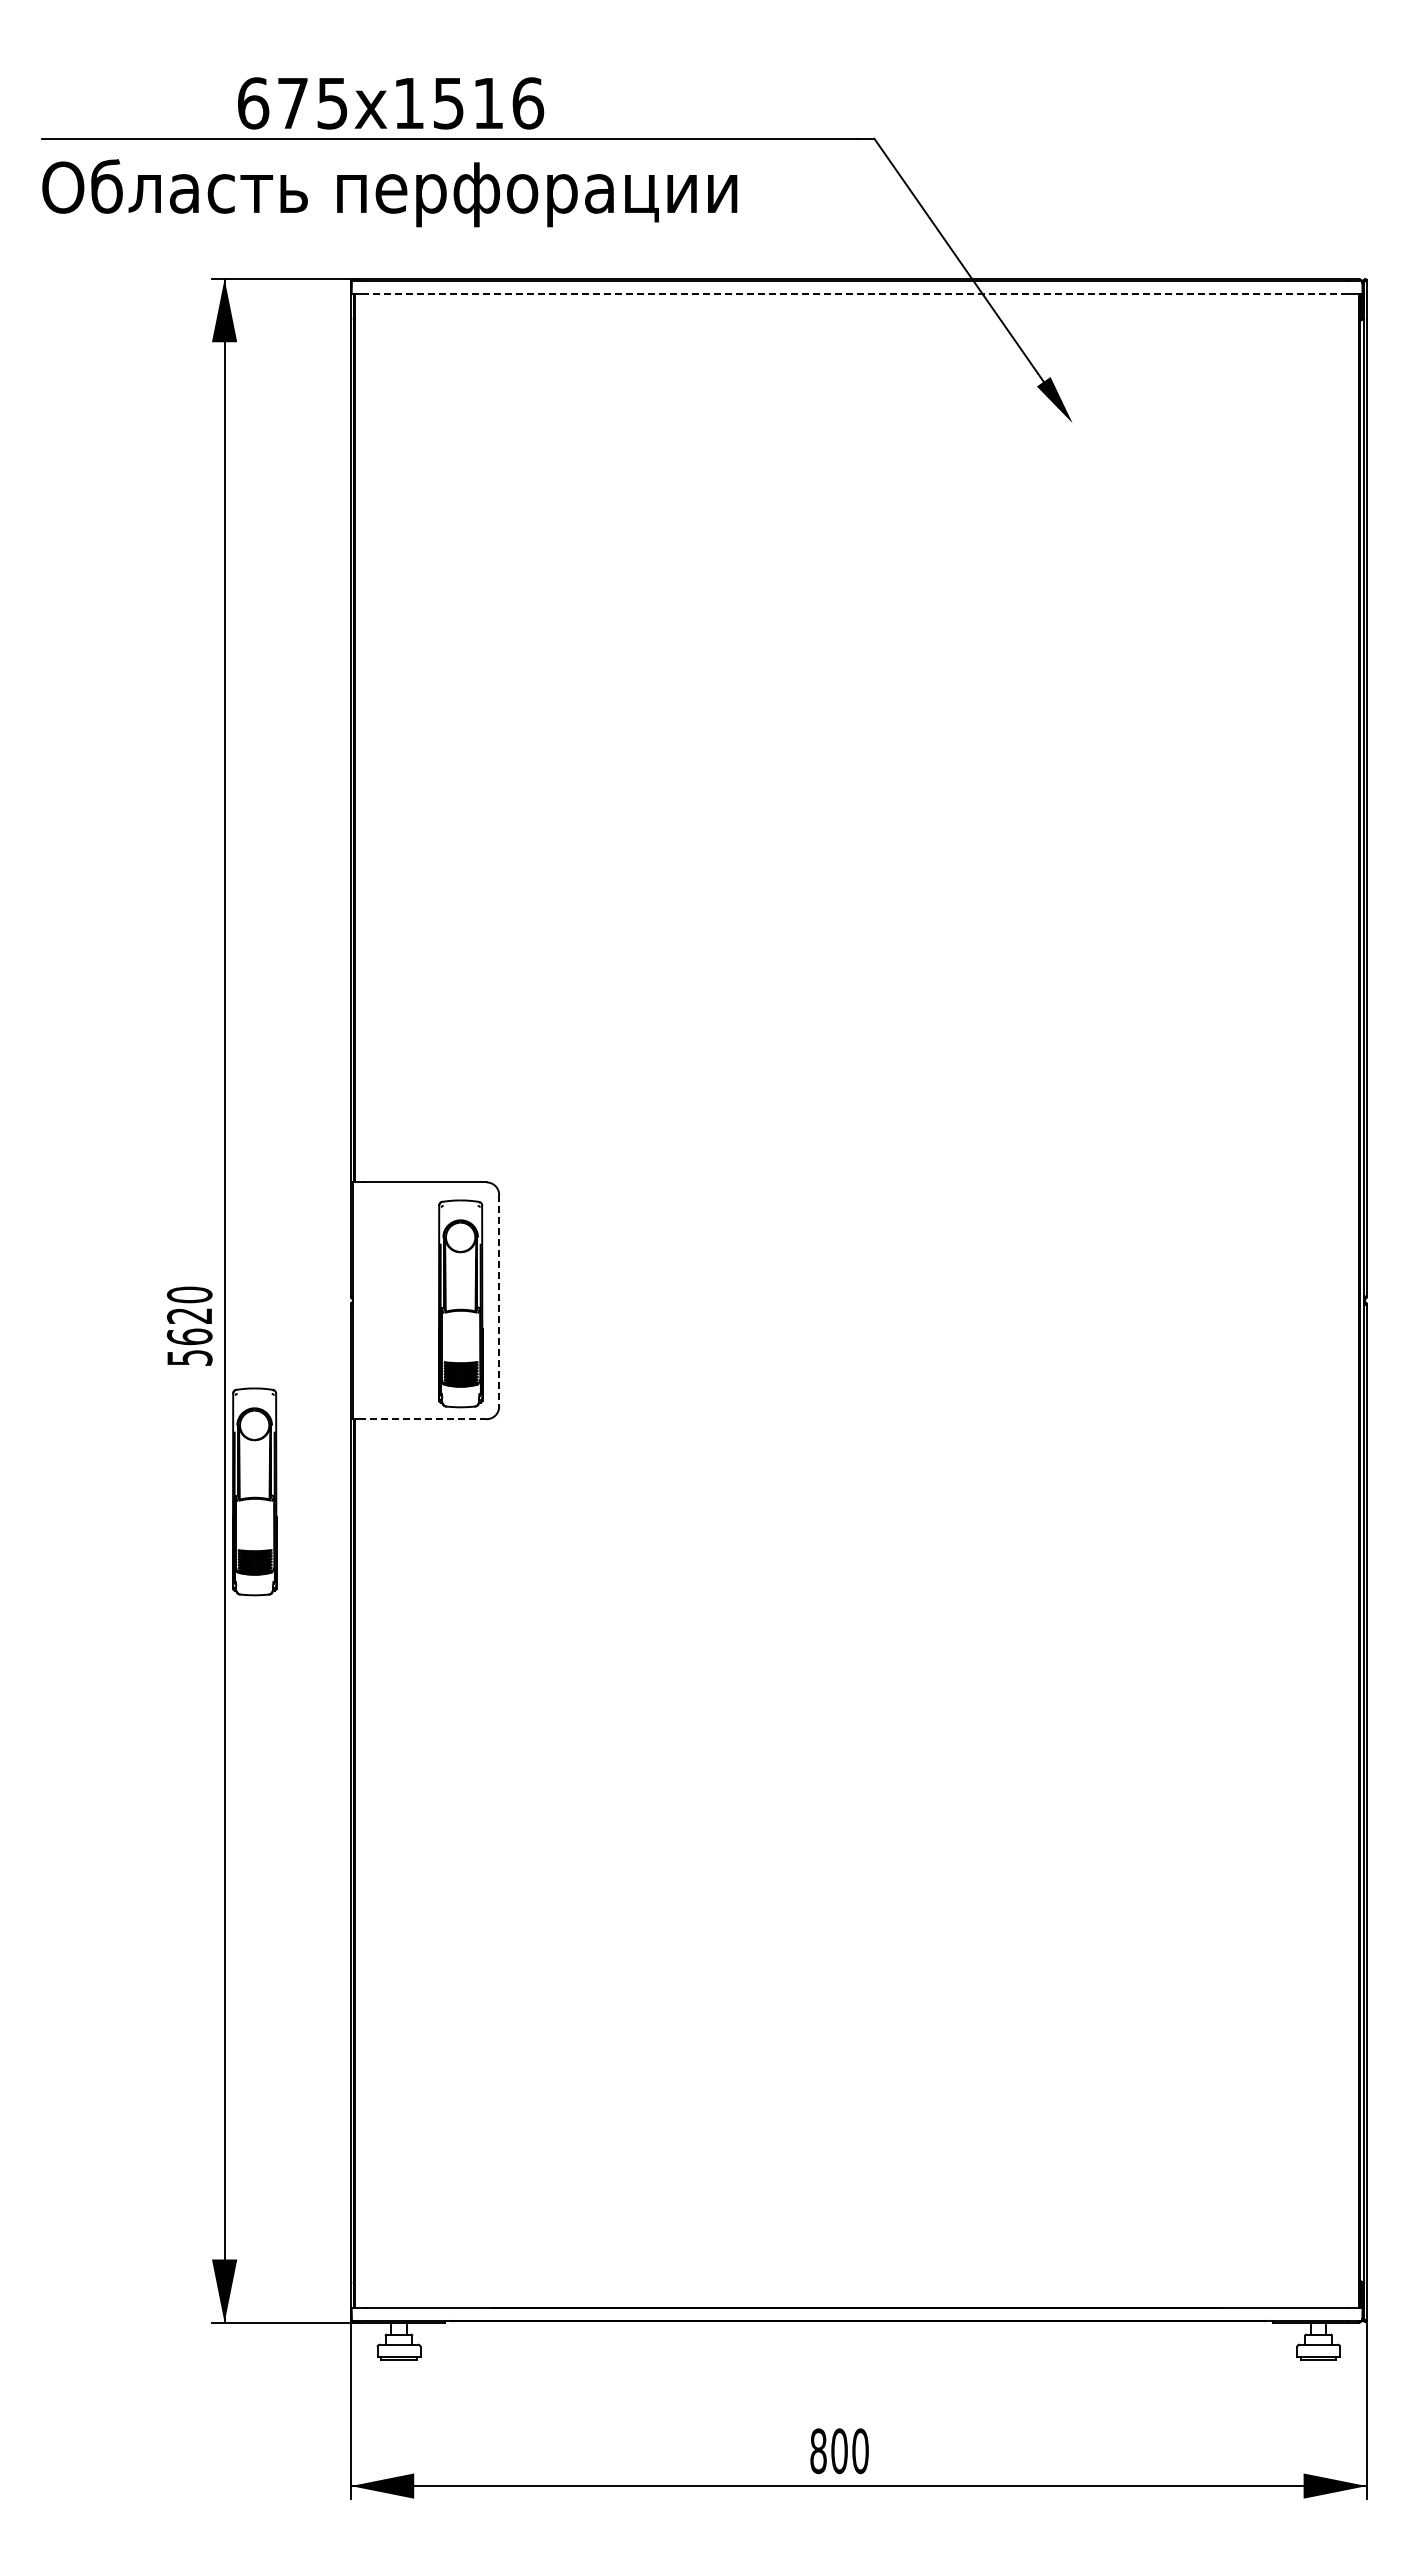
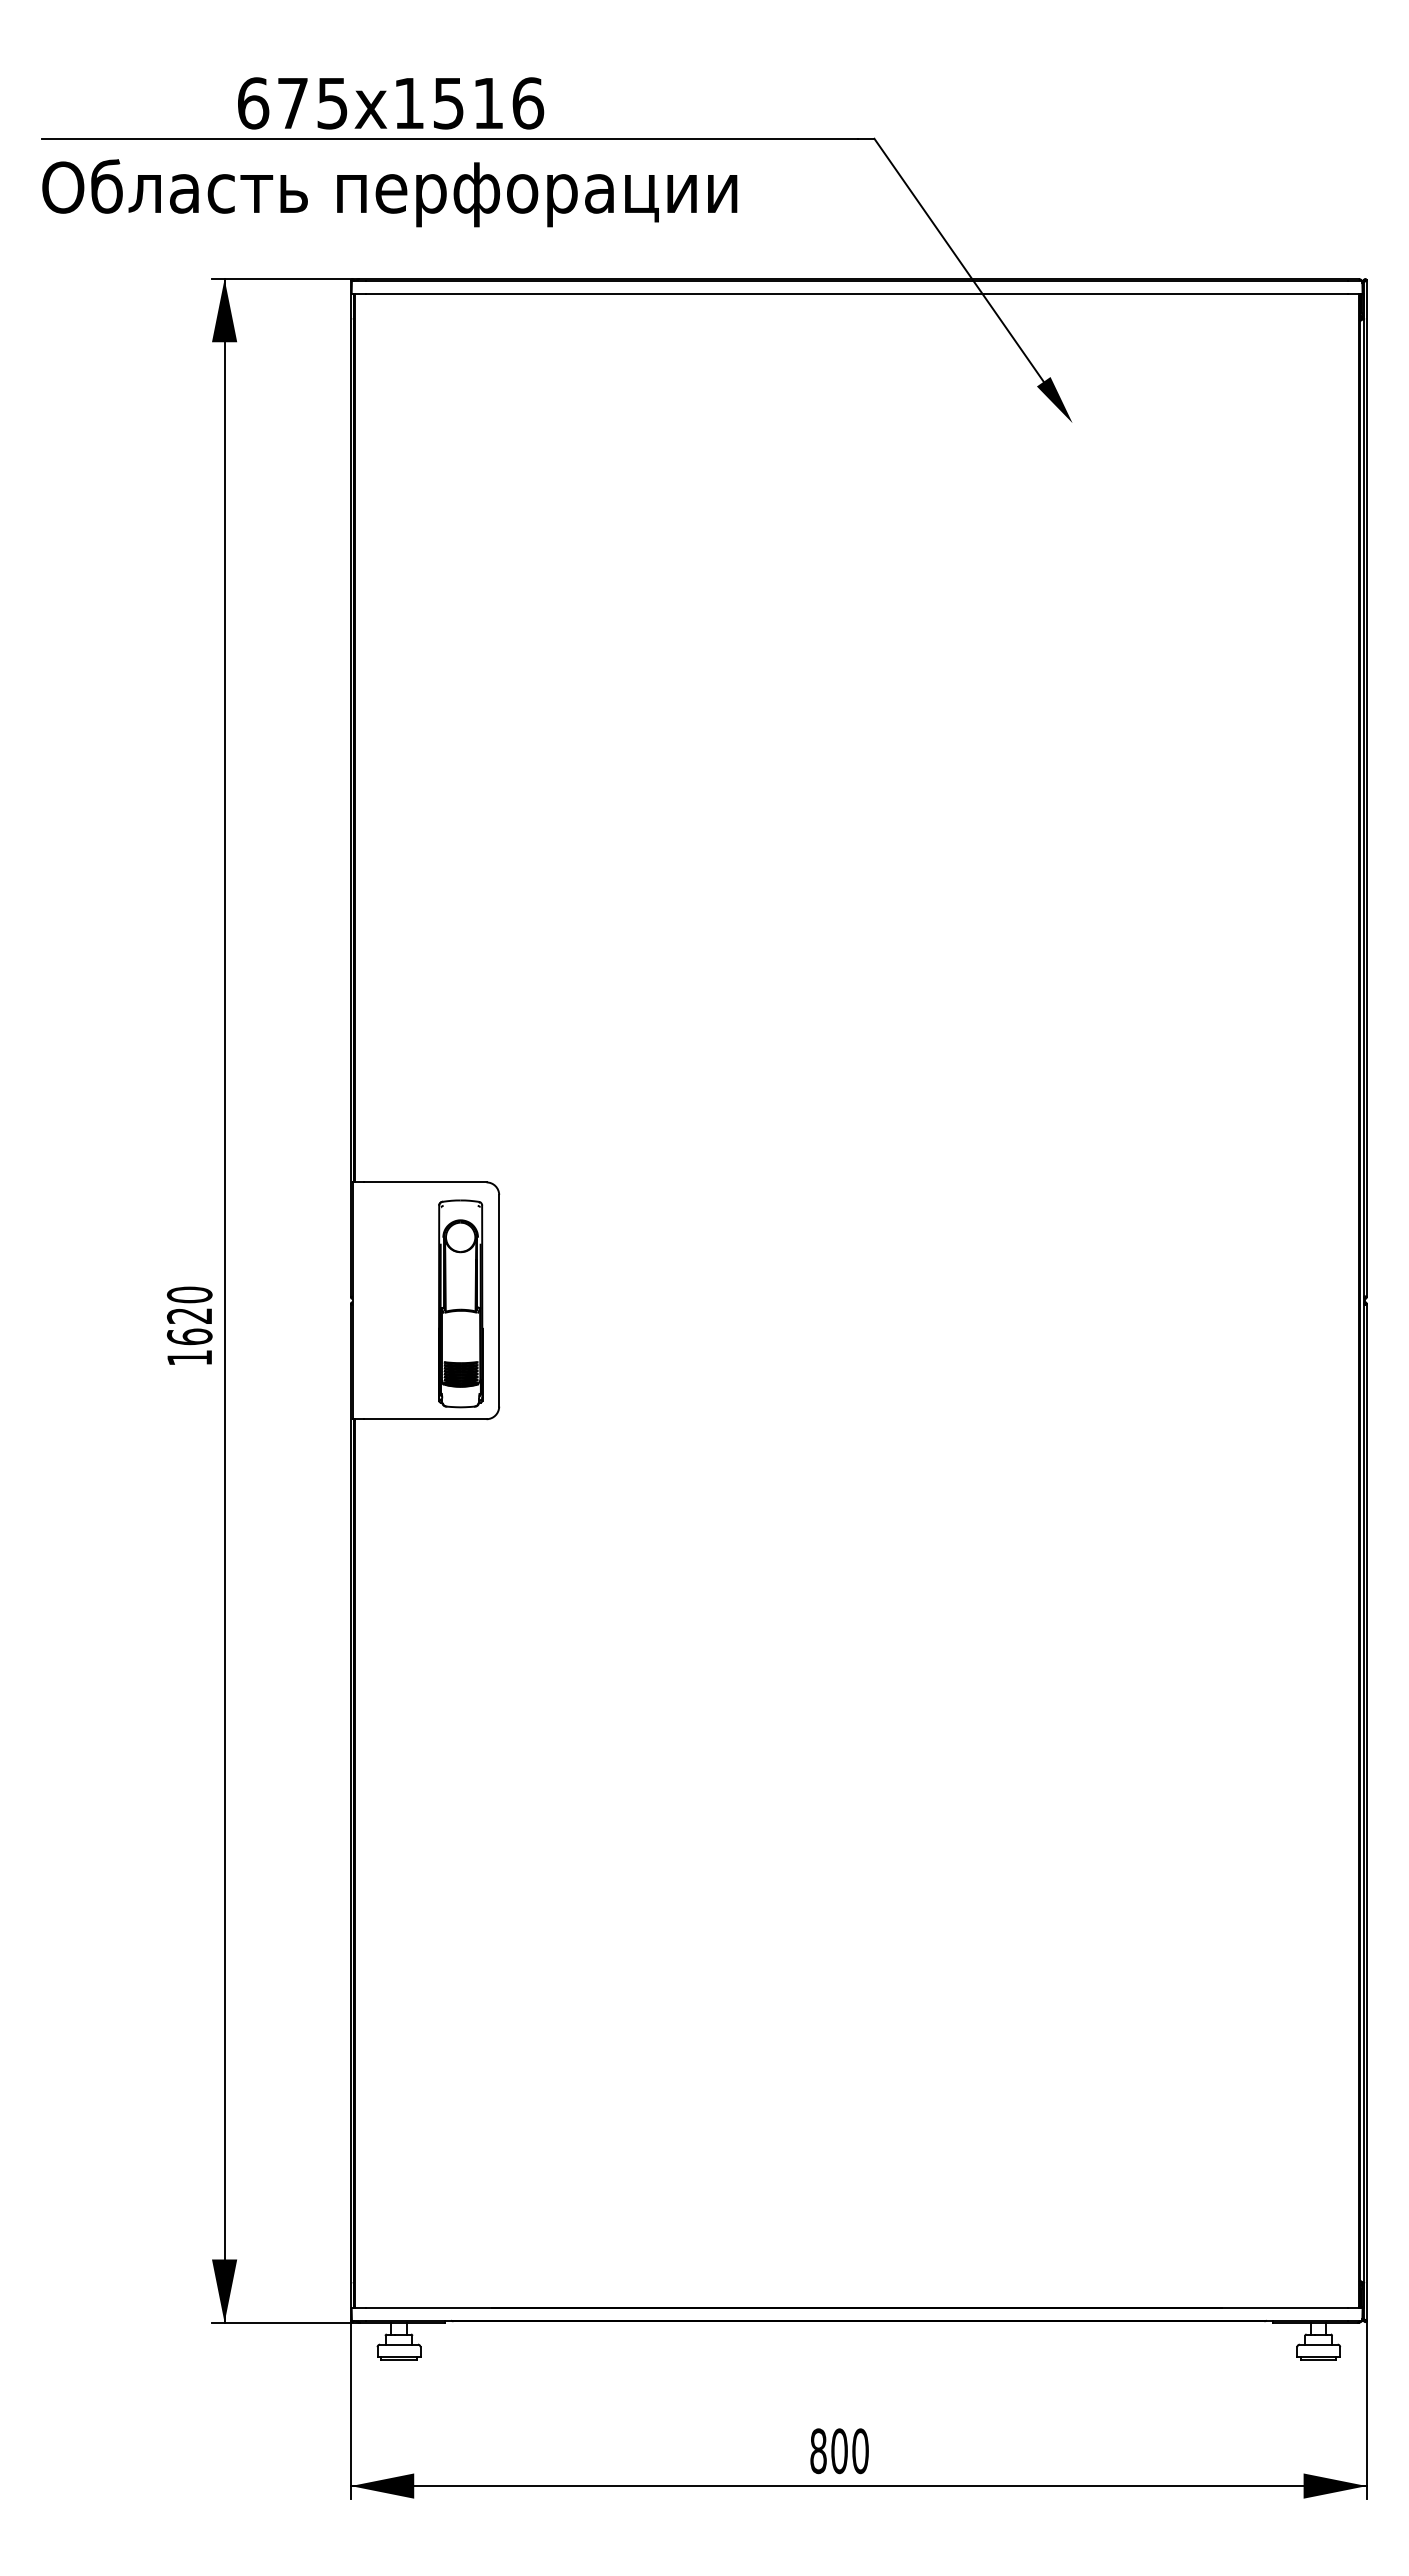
line: dashed -> solid (856, 293)
line: dashed -> solid (499, 1300)
text: 5620 -> 1620 (189, 1357)
line: dashed -> solid (424, 1419)
part: present -> none (254, 1491)
